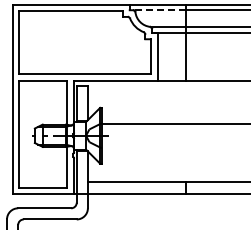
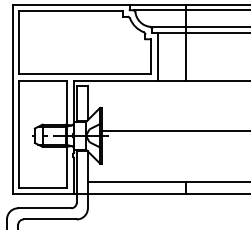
line: dashed -> solid (160, 10)
line position: (174, 124) -> (174, 131) (174, 131)
